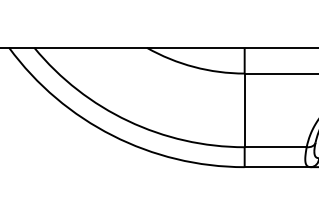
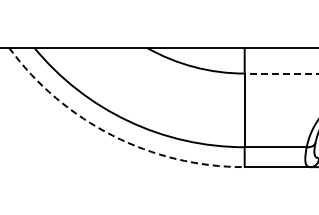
line: solid -> dashed (281, 73)
arc: solid -> dashed (112, 135)
